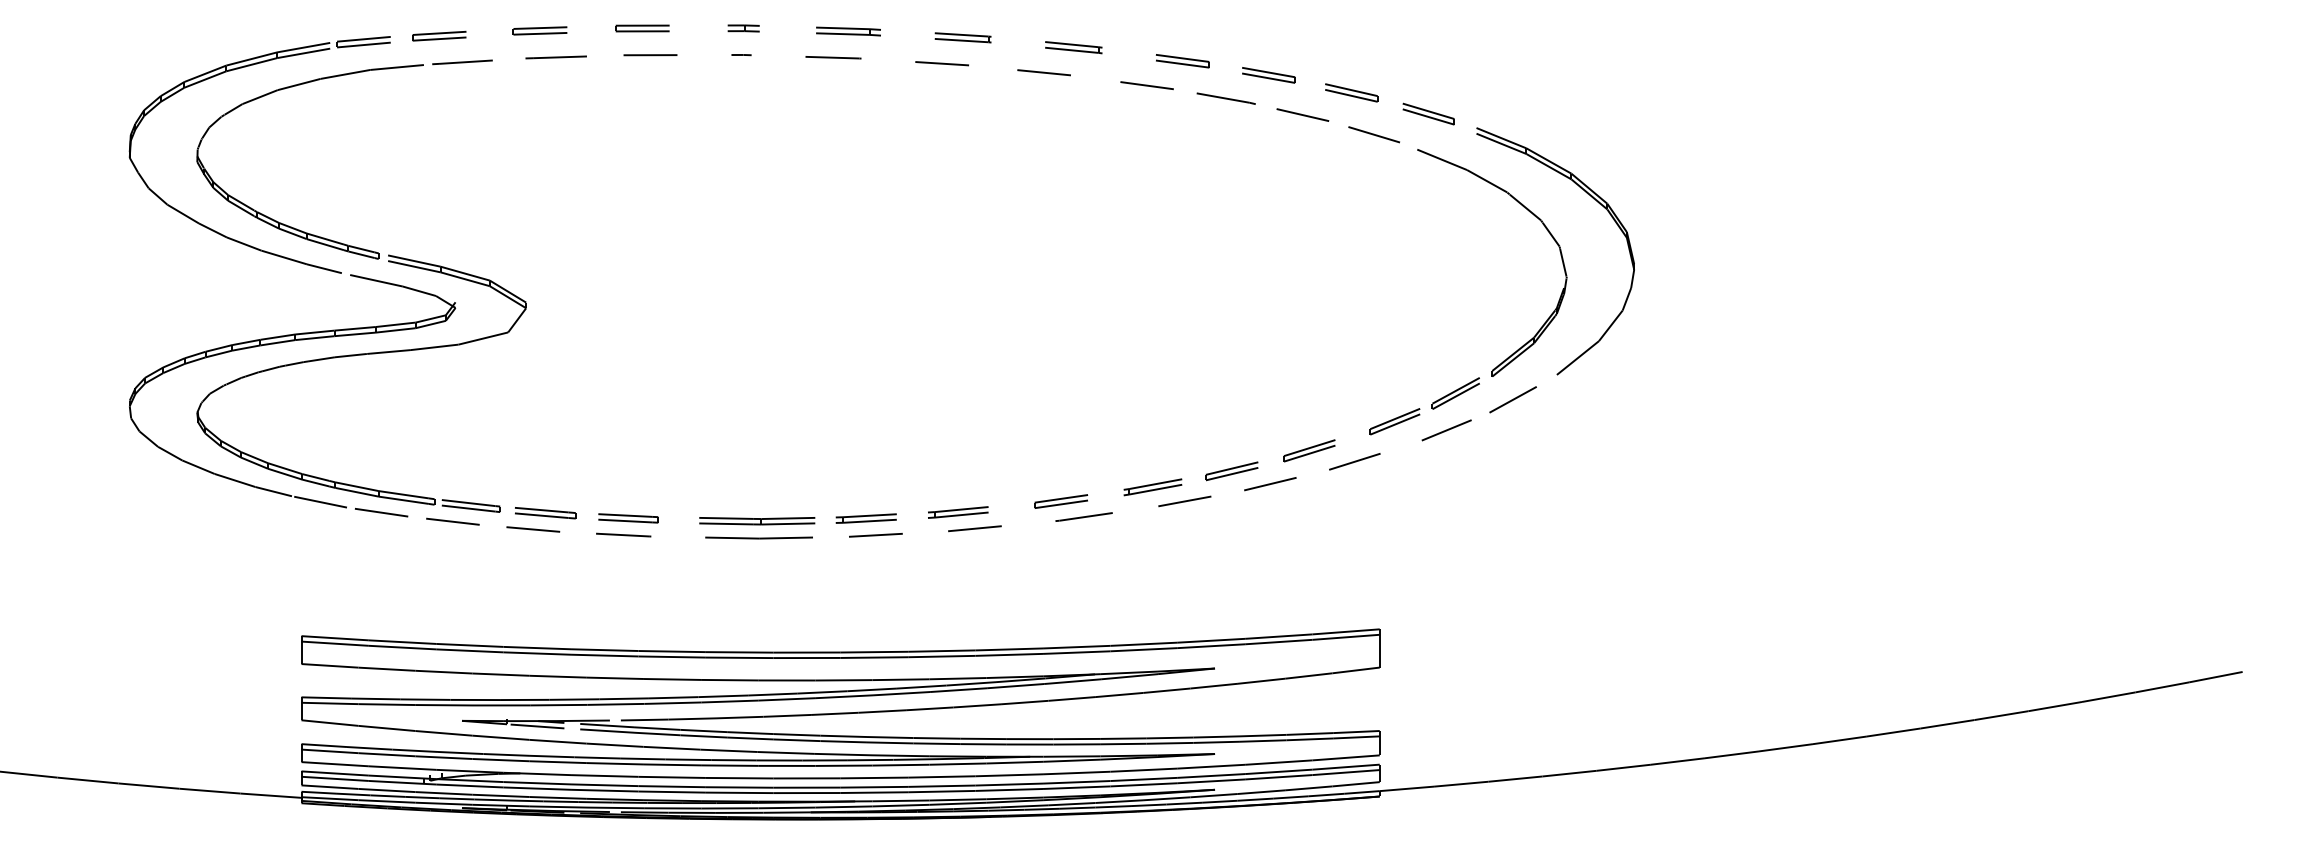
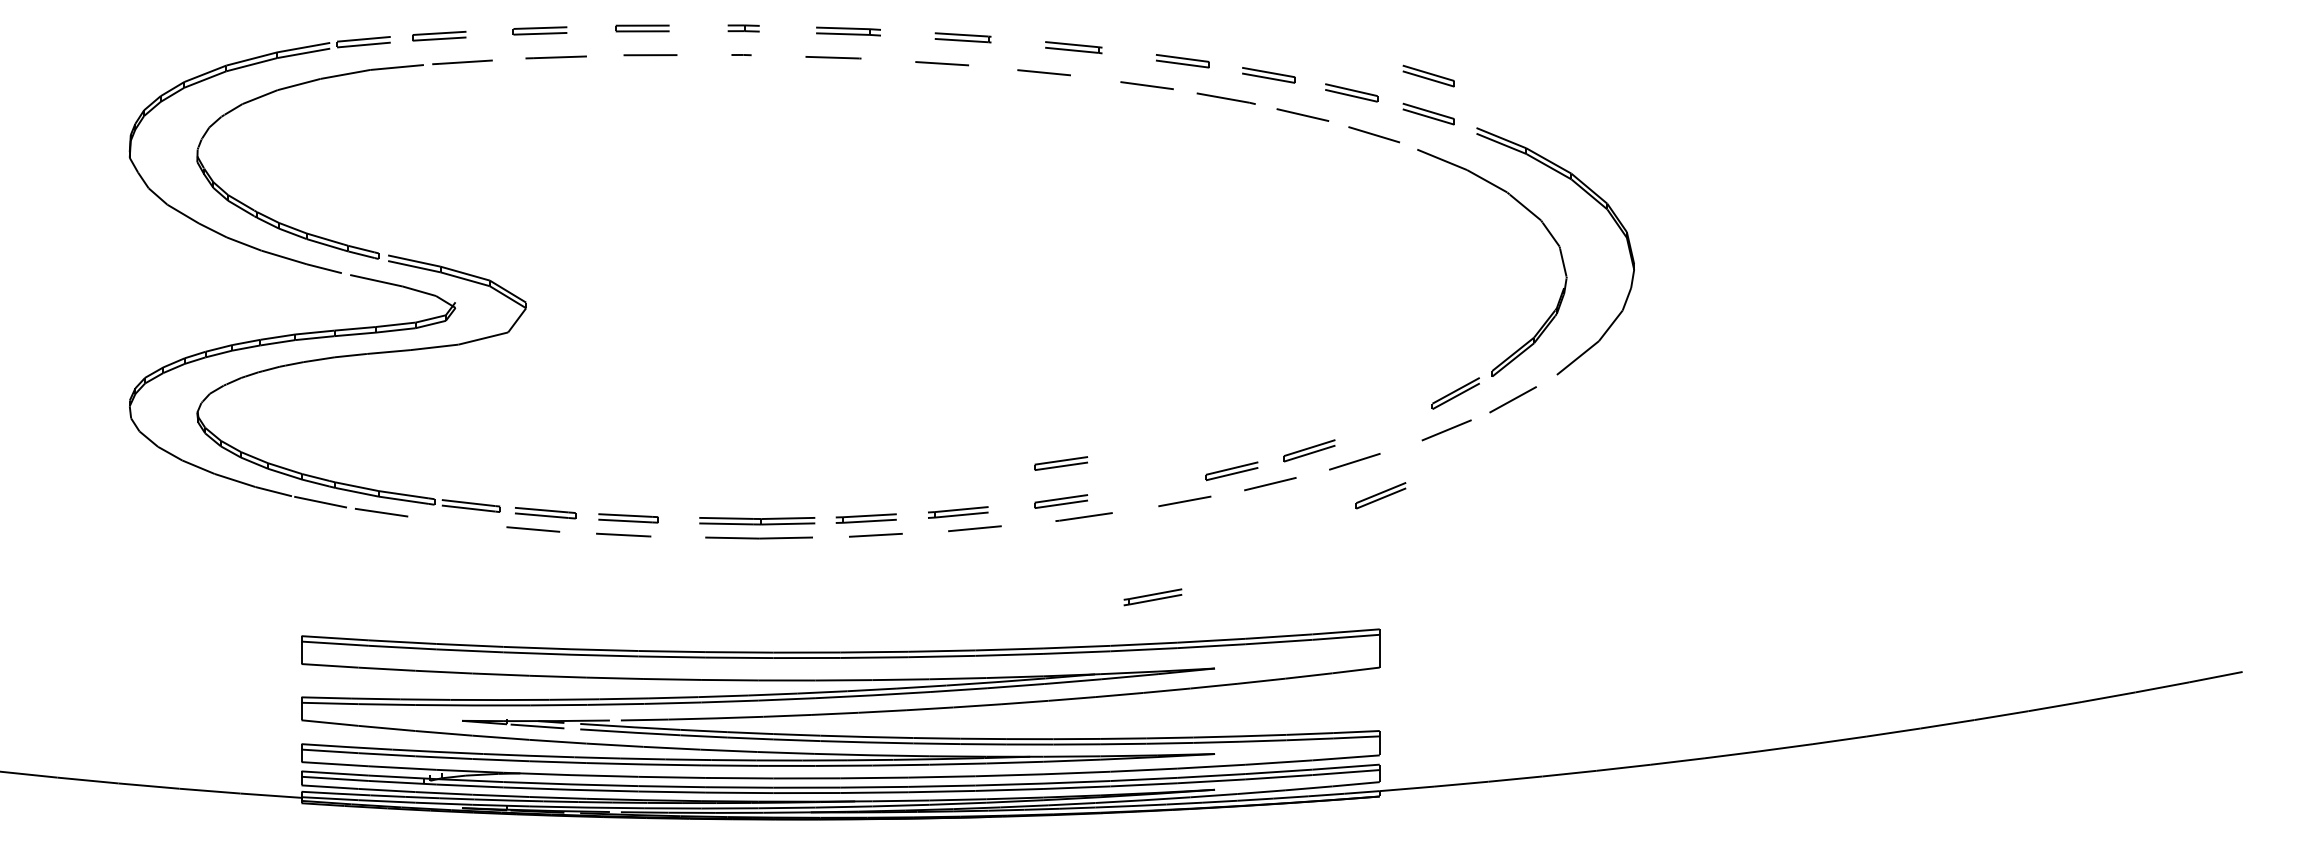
part: none -> present (1428, 75)
part position: (1394, 421) -> (1380, 495) (1380, 495)
part: none -> present (1061, 463)
part position: (1152, 487) -> (1152, 597) (1152, 597)
line: present -> none (452, 521)
